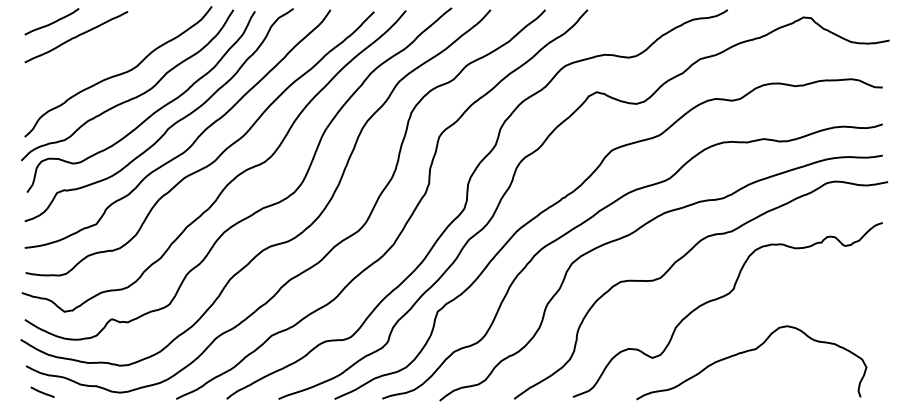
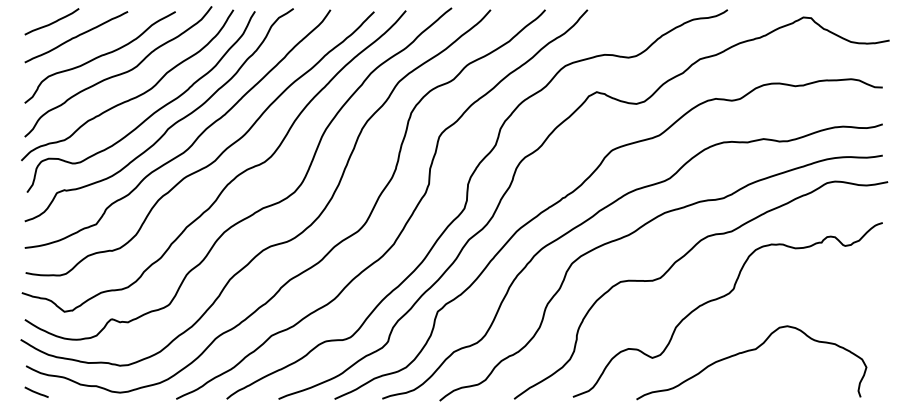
curve: none -> present (99, 57)
line position: (42, 391) -> (36, 391) (36, 391)
